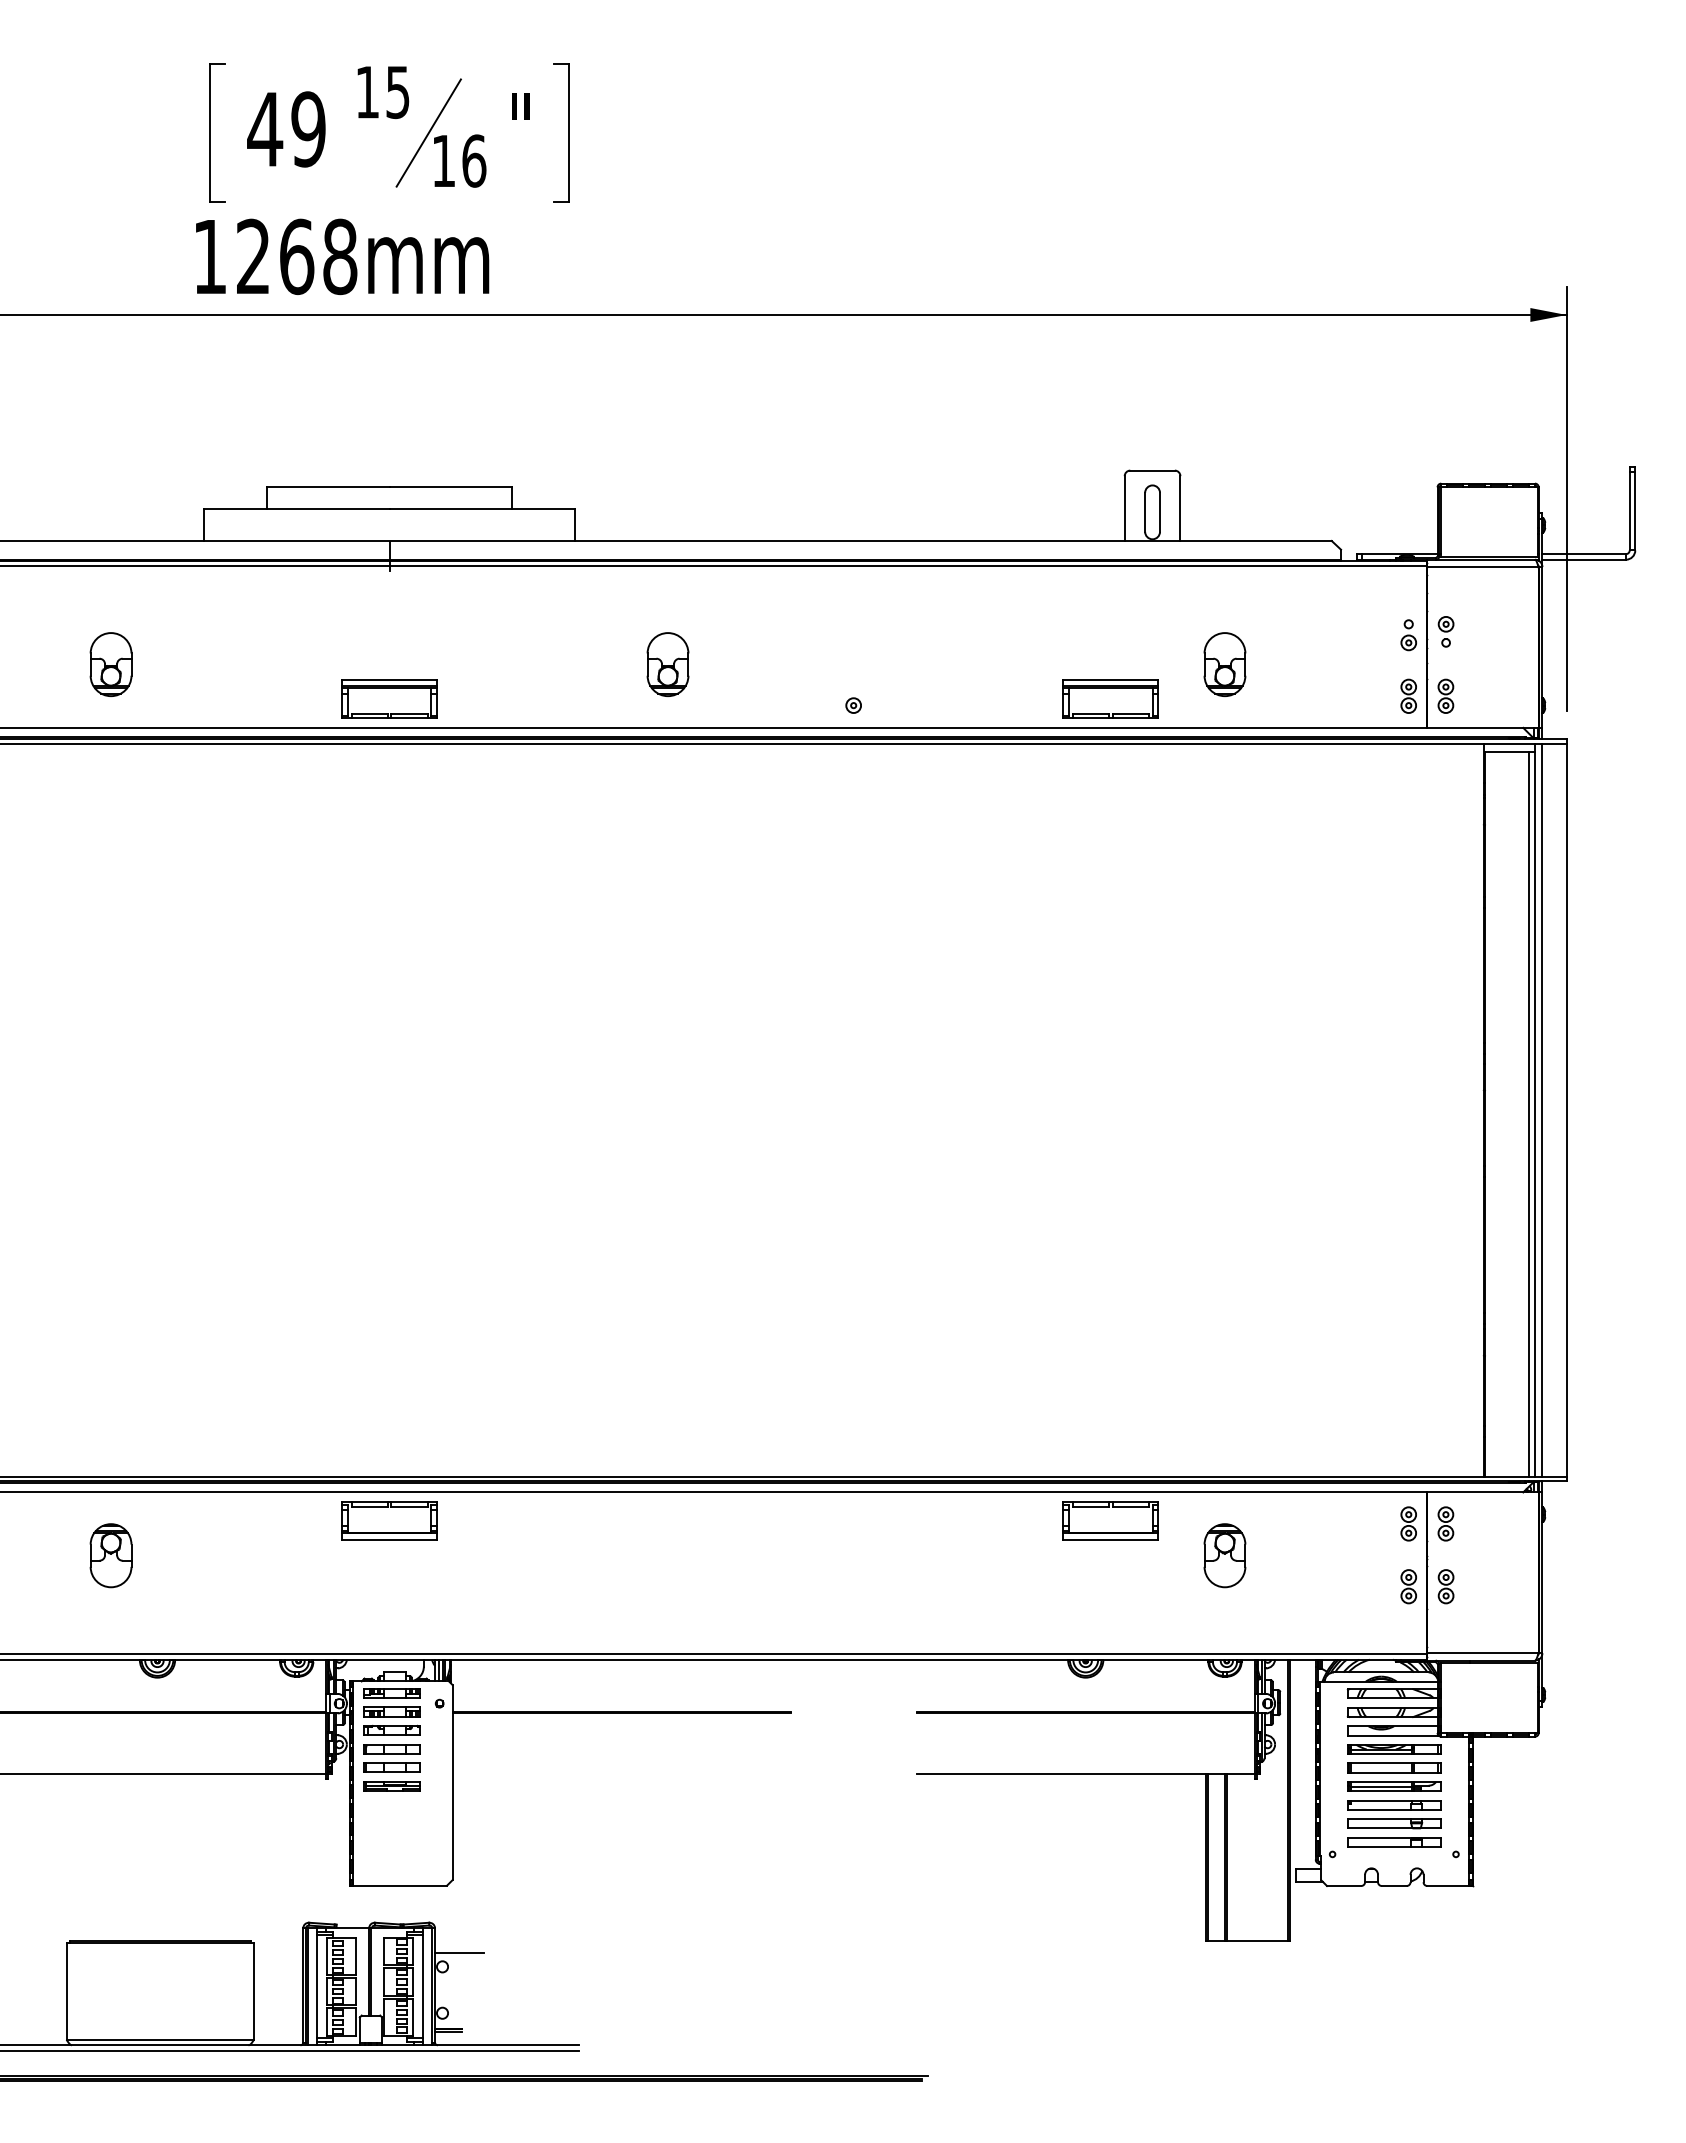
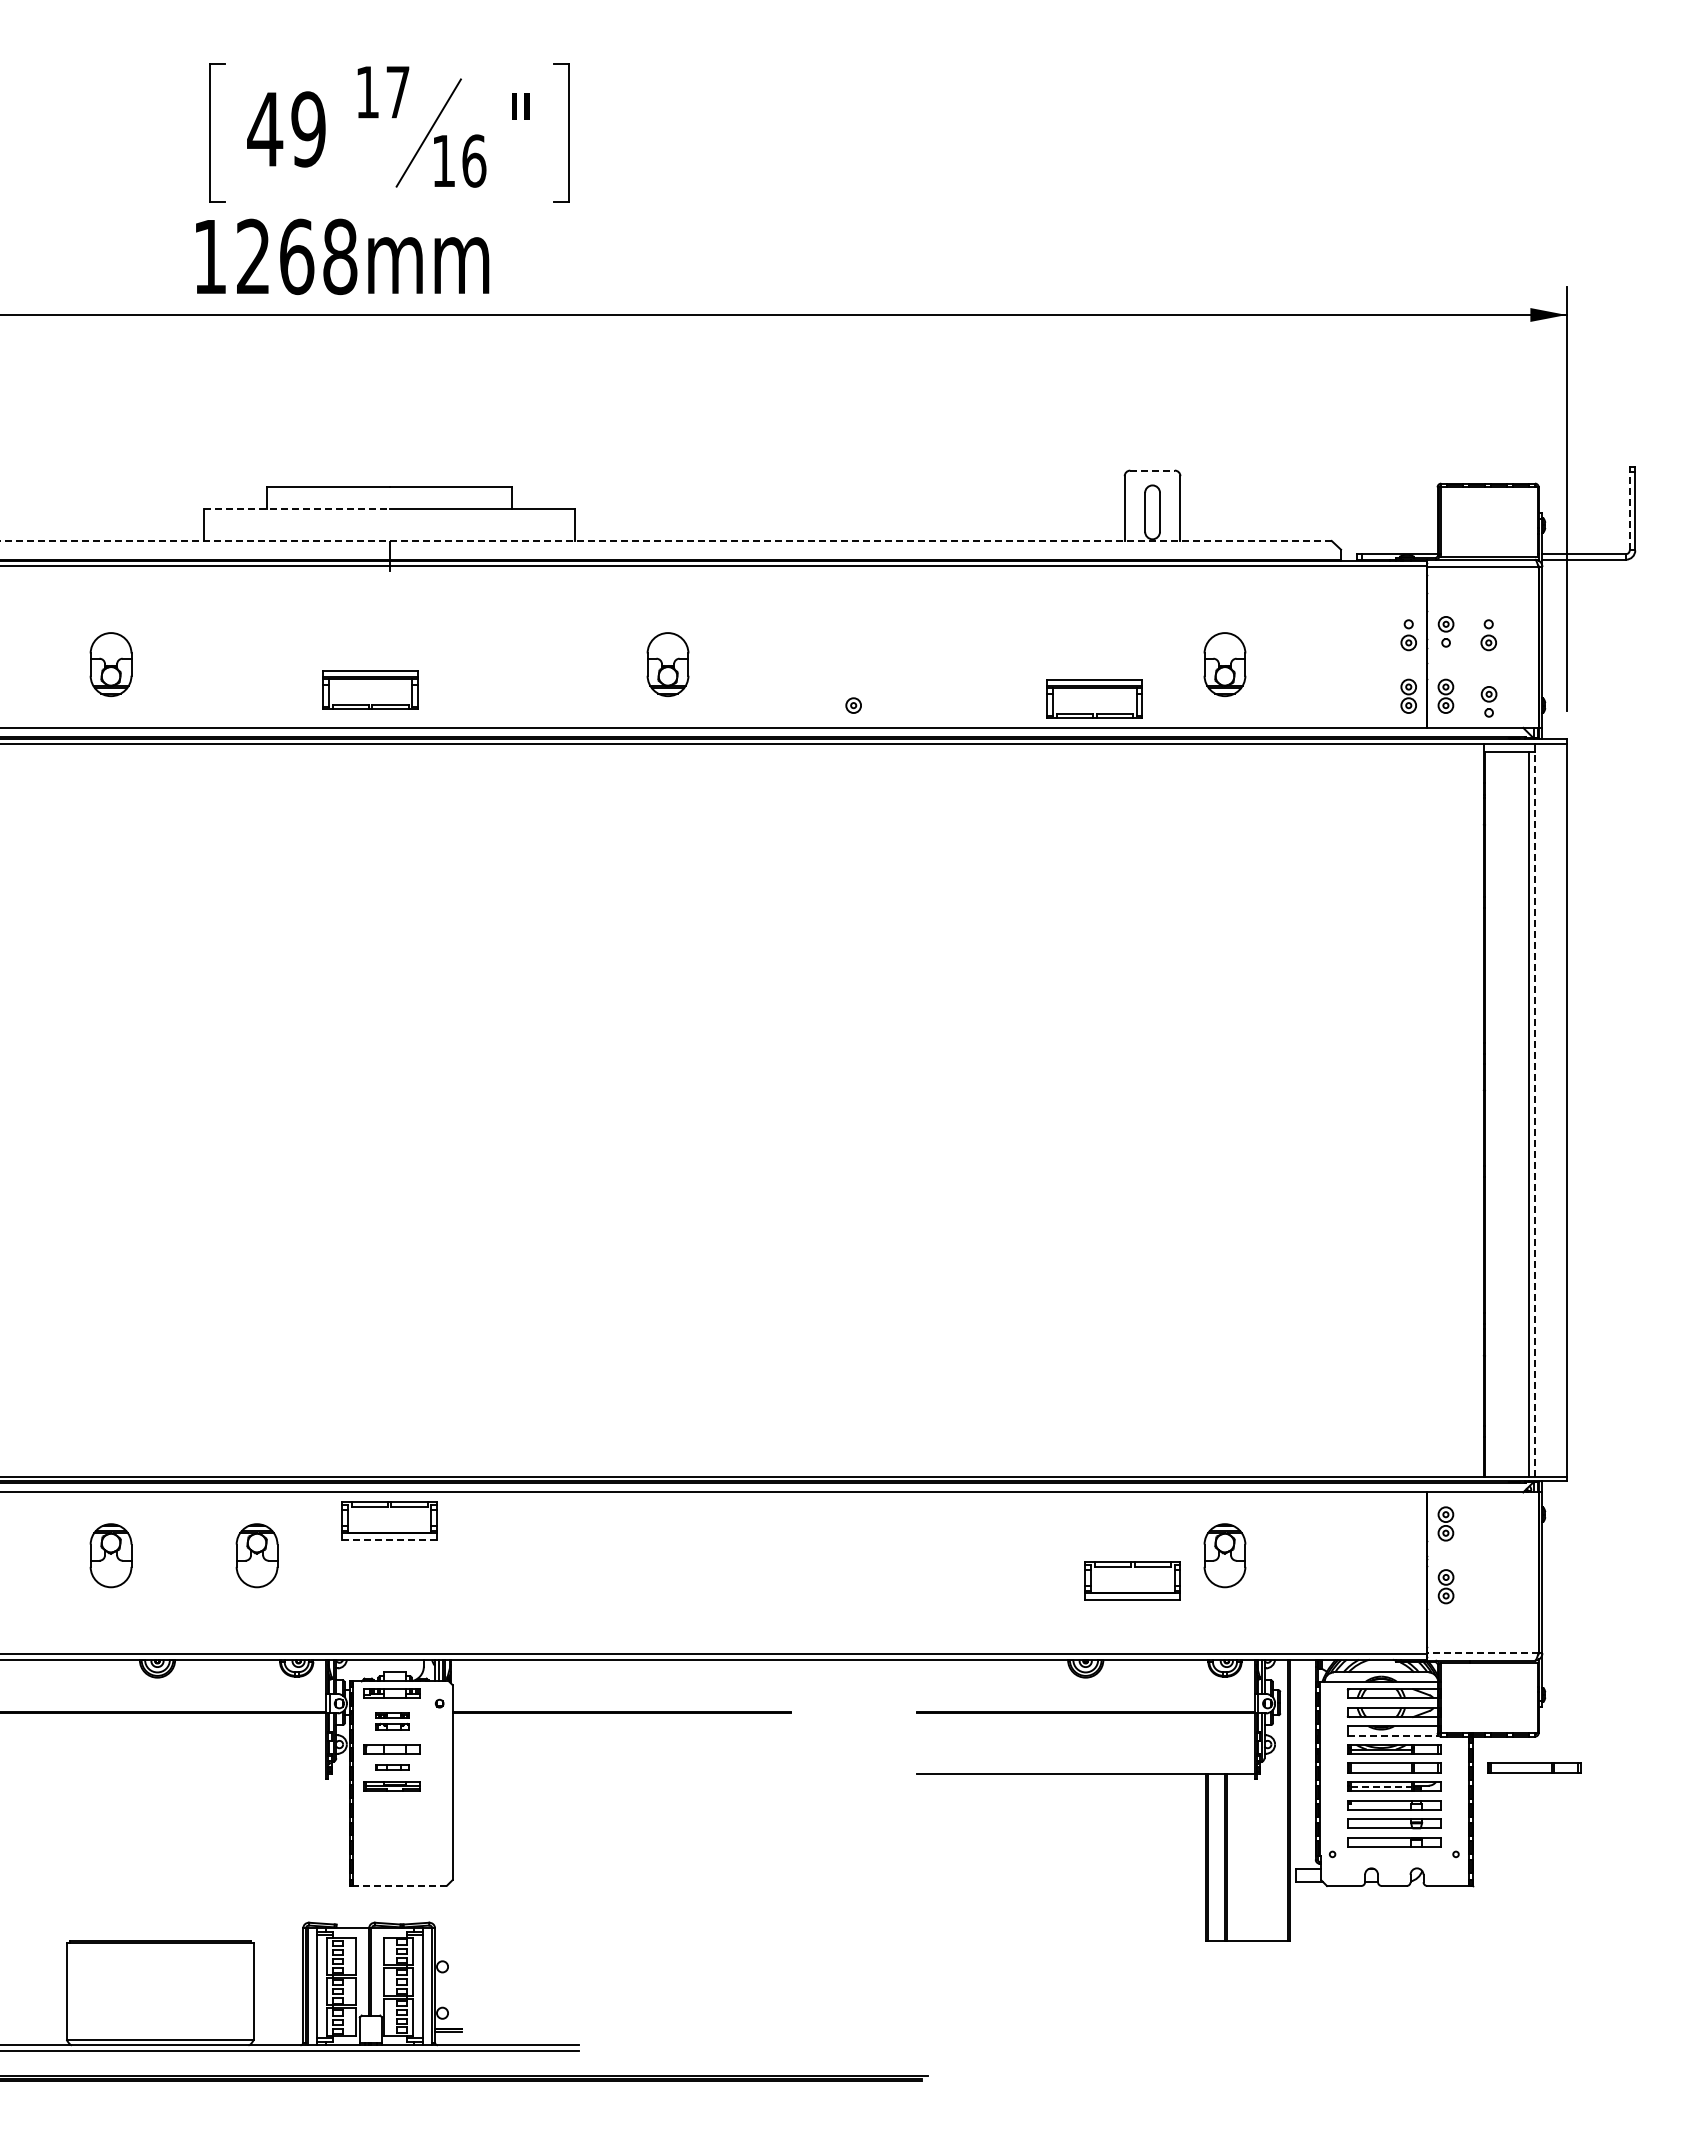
text: 15 -> 17 (397, 92)
line: solid -> dashed (1153, 470)
line: solid -> dashed (296, 509)
line: solid -> dashed (1629, 511)
line: solid -> dashed (665, 540)
part: none -> present (1488, 635)
part position: (389, 698) -> (370, 689) (370, 689)
part position: (1110, 698) -> (1094, 698) (1094, 698)
part: none -> present (1488, 701)
line: present -> none (1542, 1109)
line: solid -> dashed (1535, 1114)
part position: (1110, 1520) -> (1132, 1580) (1132, 1580)
part: present -> none (1408, 1523)
line: solid -> dashed (390, 1539)
part: none -> present (256, 1555)
part: present -> none (1408, 1586)
line: solid -> dashed (1482, 1653)
part size: 58x30 px -> 35x19 px (392, 1721)
line: solid -> dashed (1393, 1735)
part size: 58x11 px -> 35x7 px (392, 1767)
part: none -> present (1534, 1767)
line: present -> none (164, 1774)
line: solid -> dashed (1381, 1786)
line: solid -> dashed (400, 1885)
line: present -> none (459, 1953)
